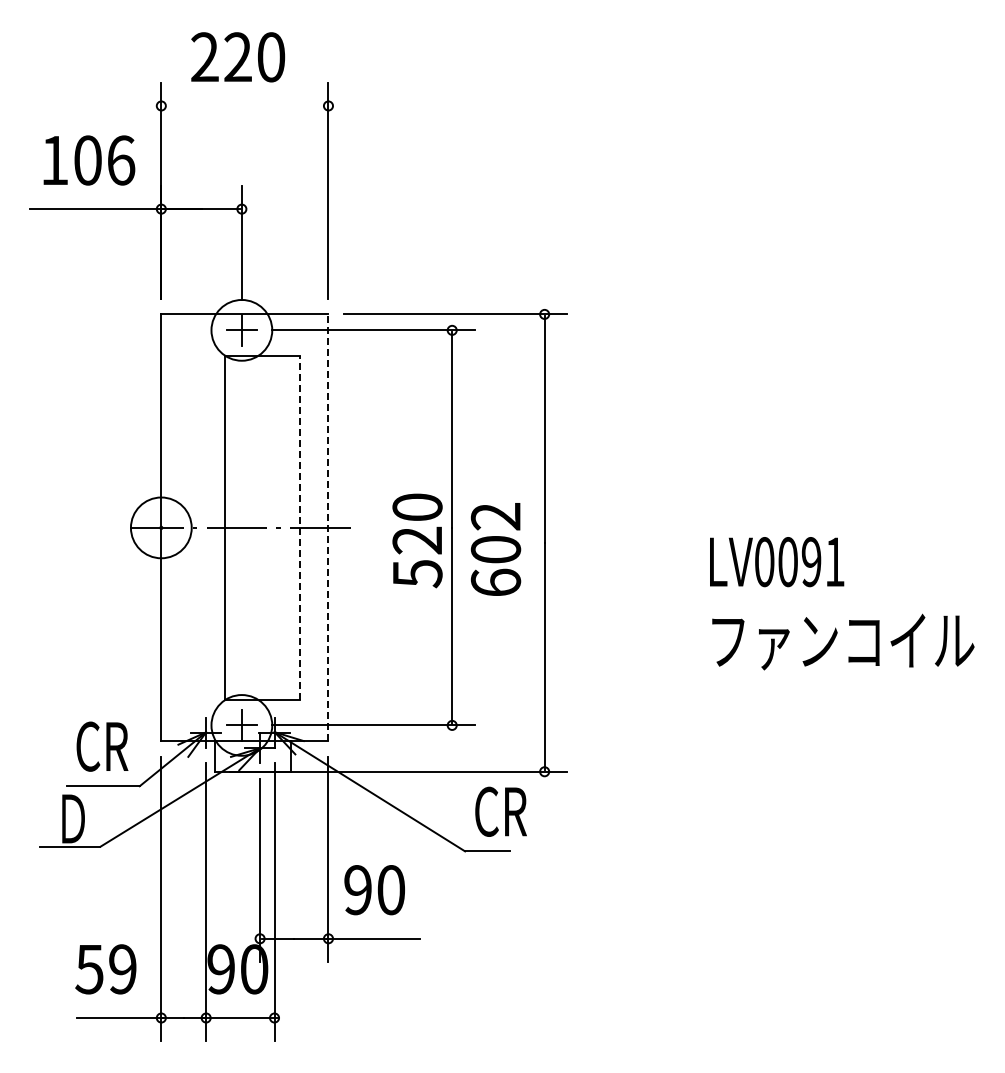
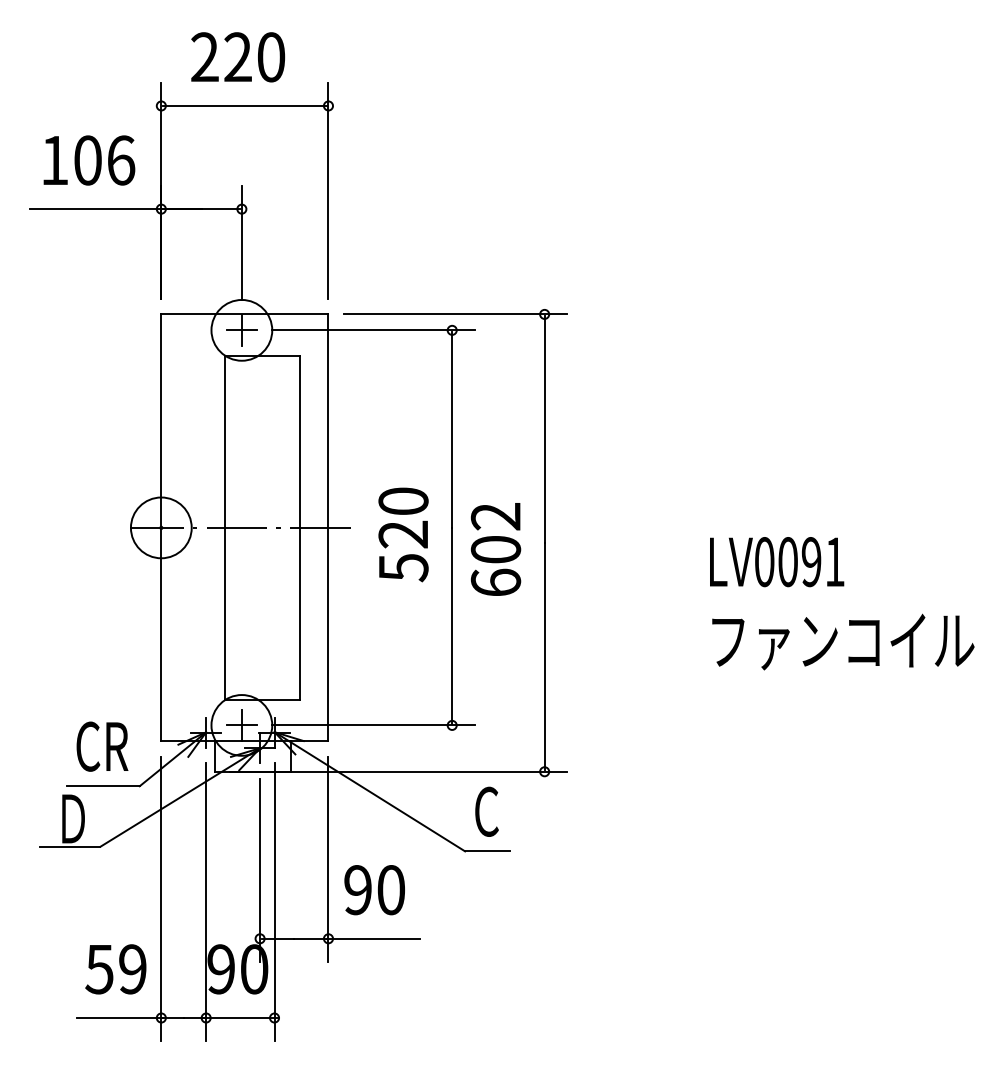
line: none -> present (244, 105)
line: dashed -> solid (299, 527)
line: dashed -> solid (328, 527)
text position: (417, 540) -> (403, 534) (403, 534)
text: CR -> C (515, 811)
text position: (105, 969) -> (115, 969) (115, 969)
